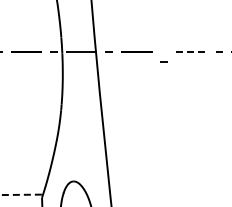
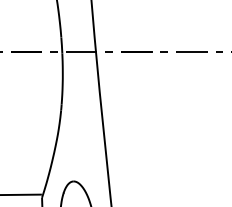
line: dashed -> solid (192, 52)
line position: (163, 61) -> (163, 51) (163, 51)
line: dashed -> solid (21, 194)
